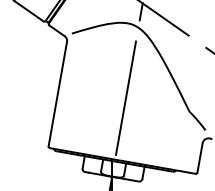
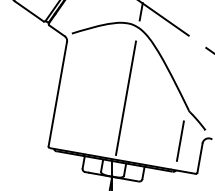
line: none -> present (180, 140)
